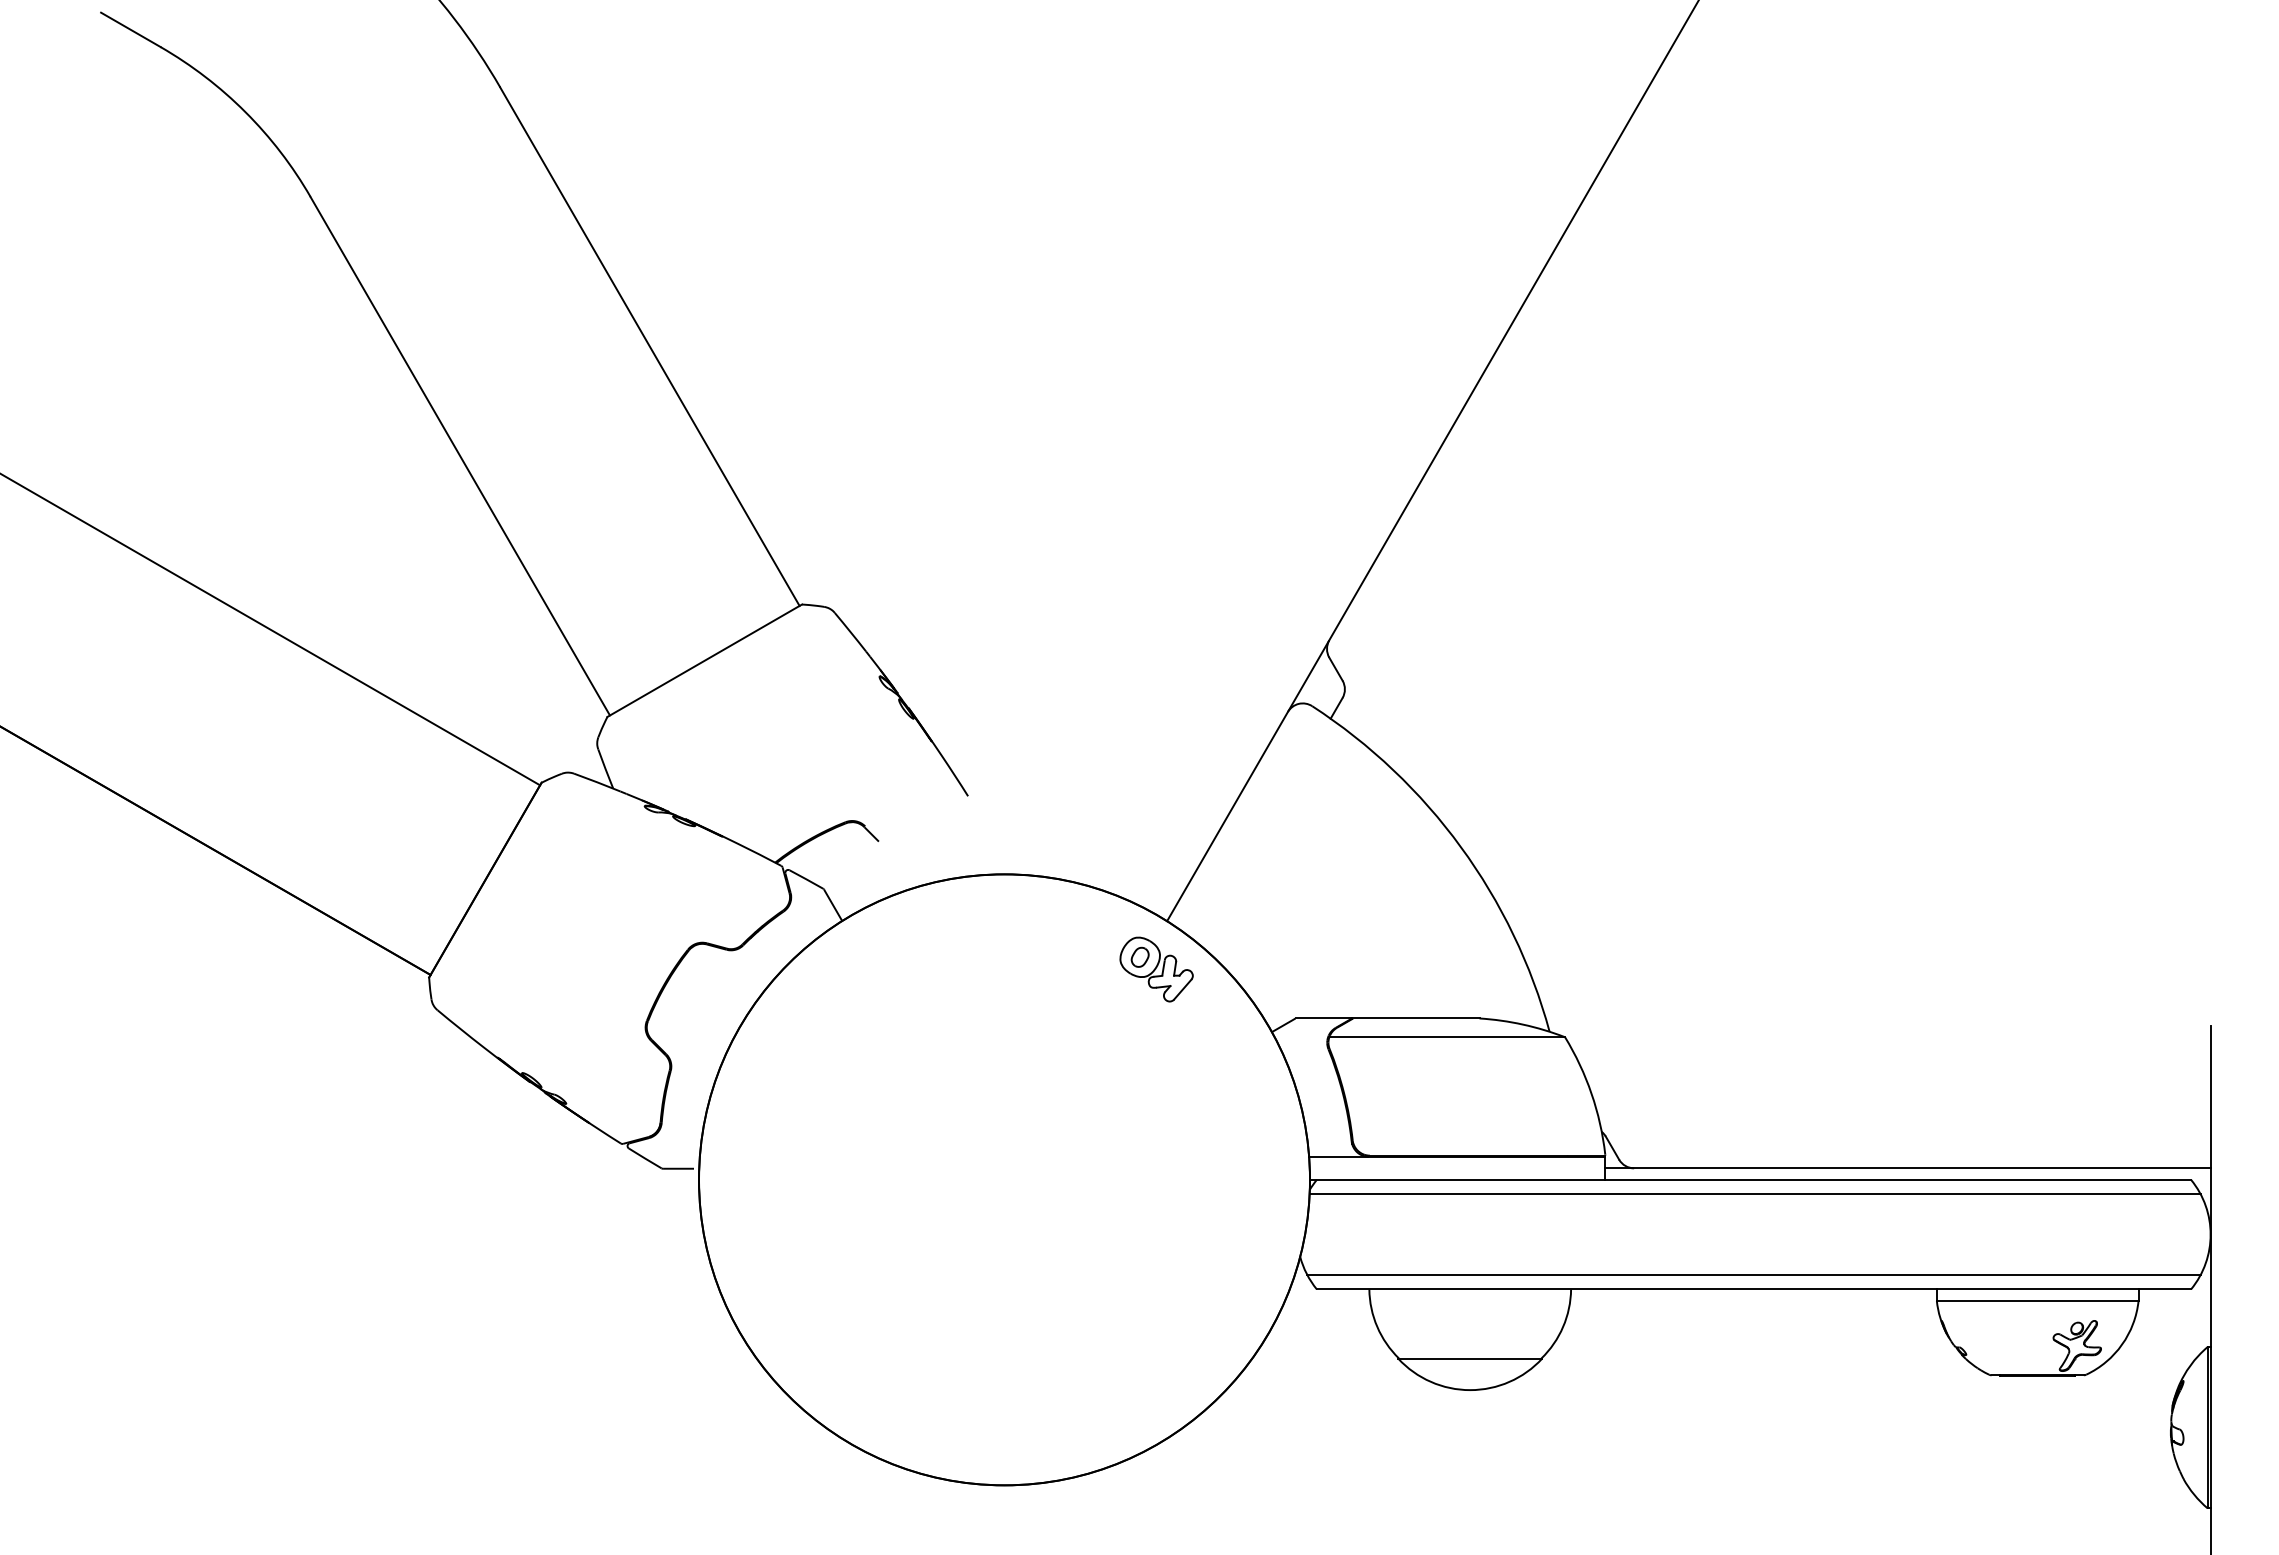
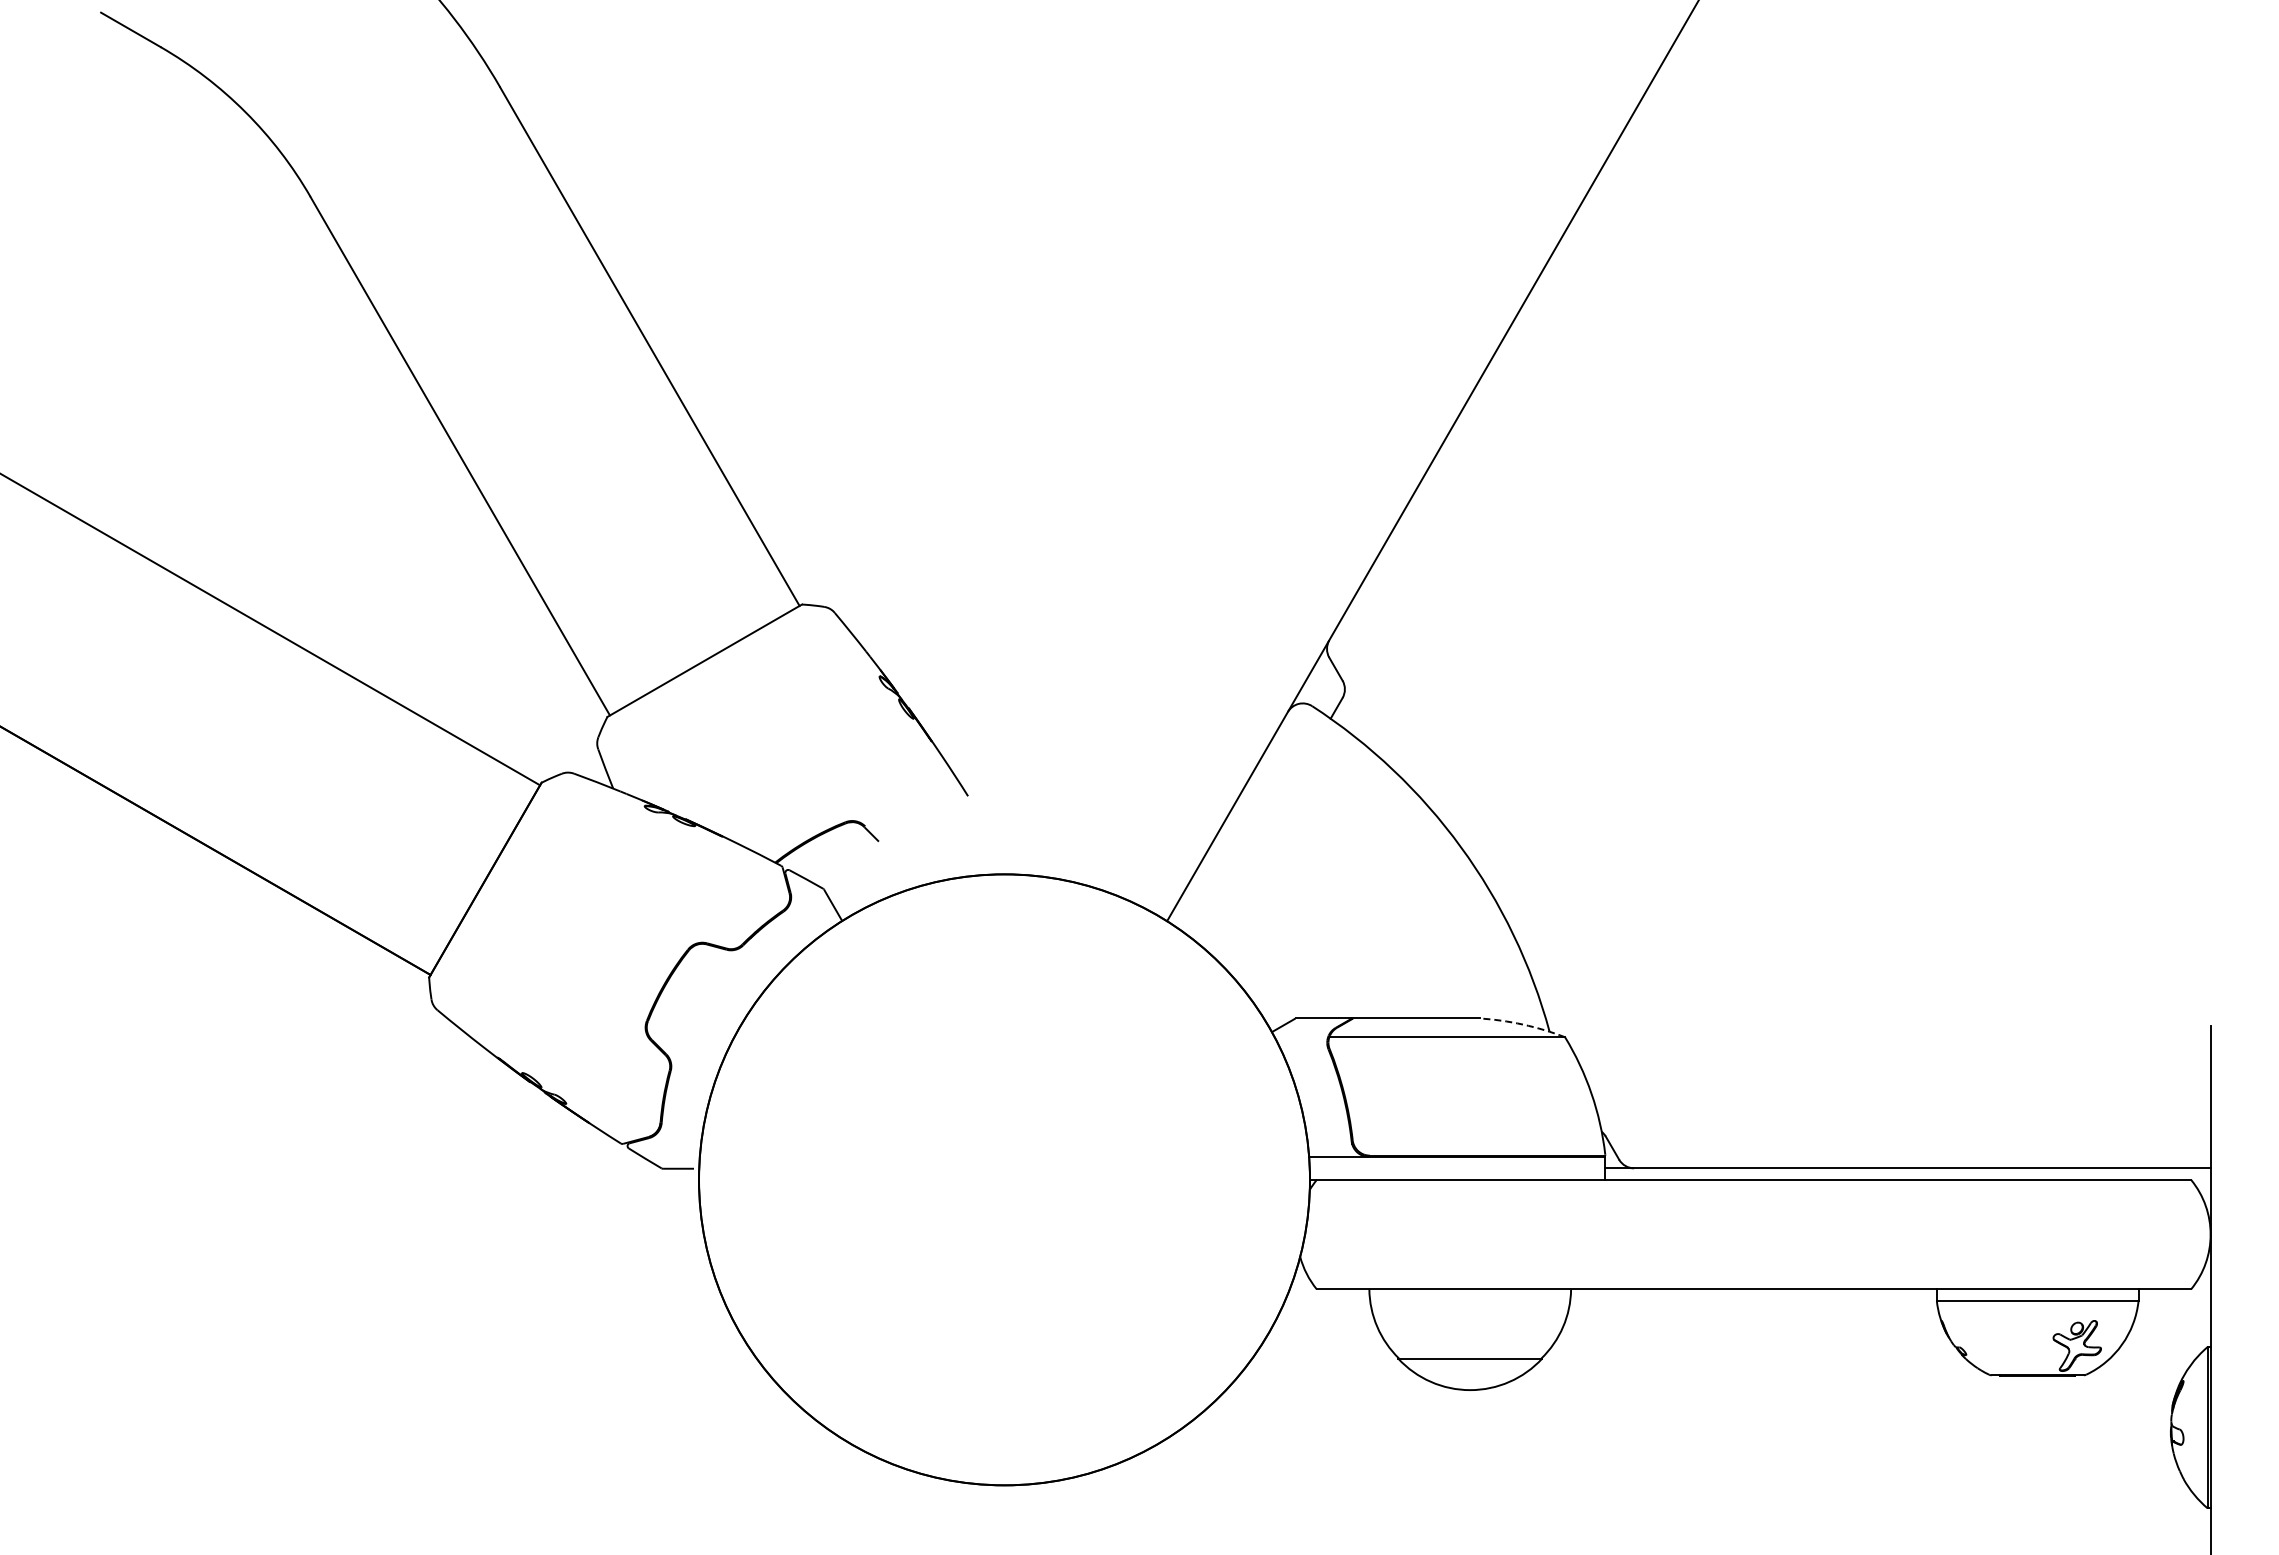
part: present -> none (1156, 969)
arc: solid -> dashed (1522, 1024)
line: present -> none (1754, 1194)
line: present -> none (1753, 1274)
